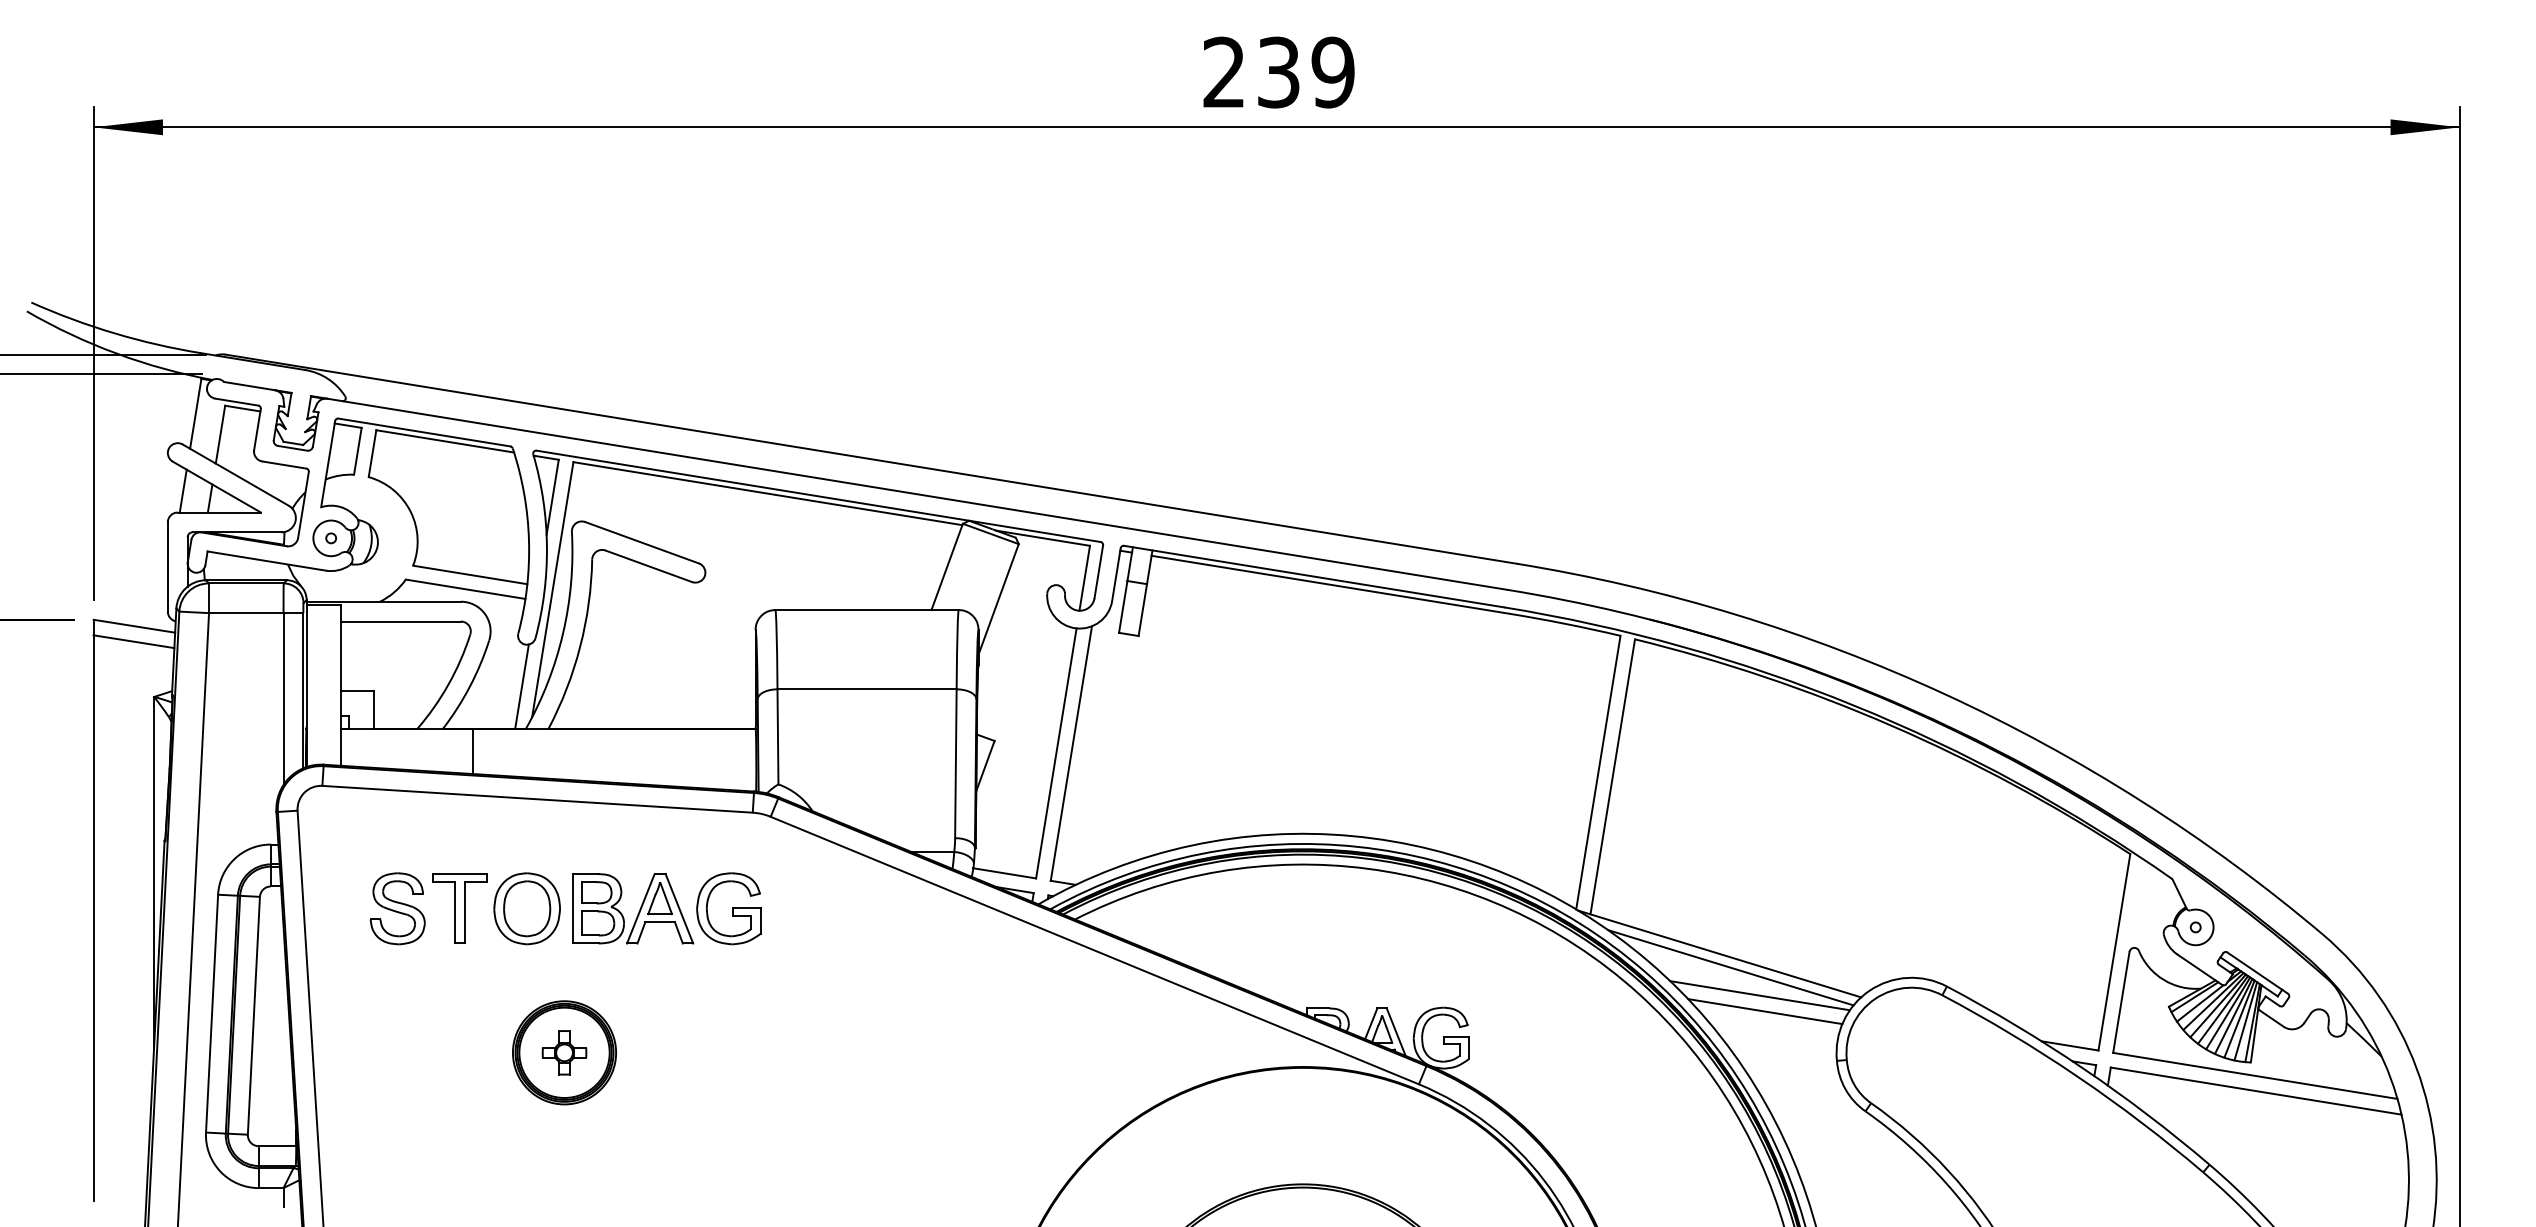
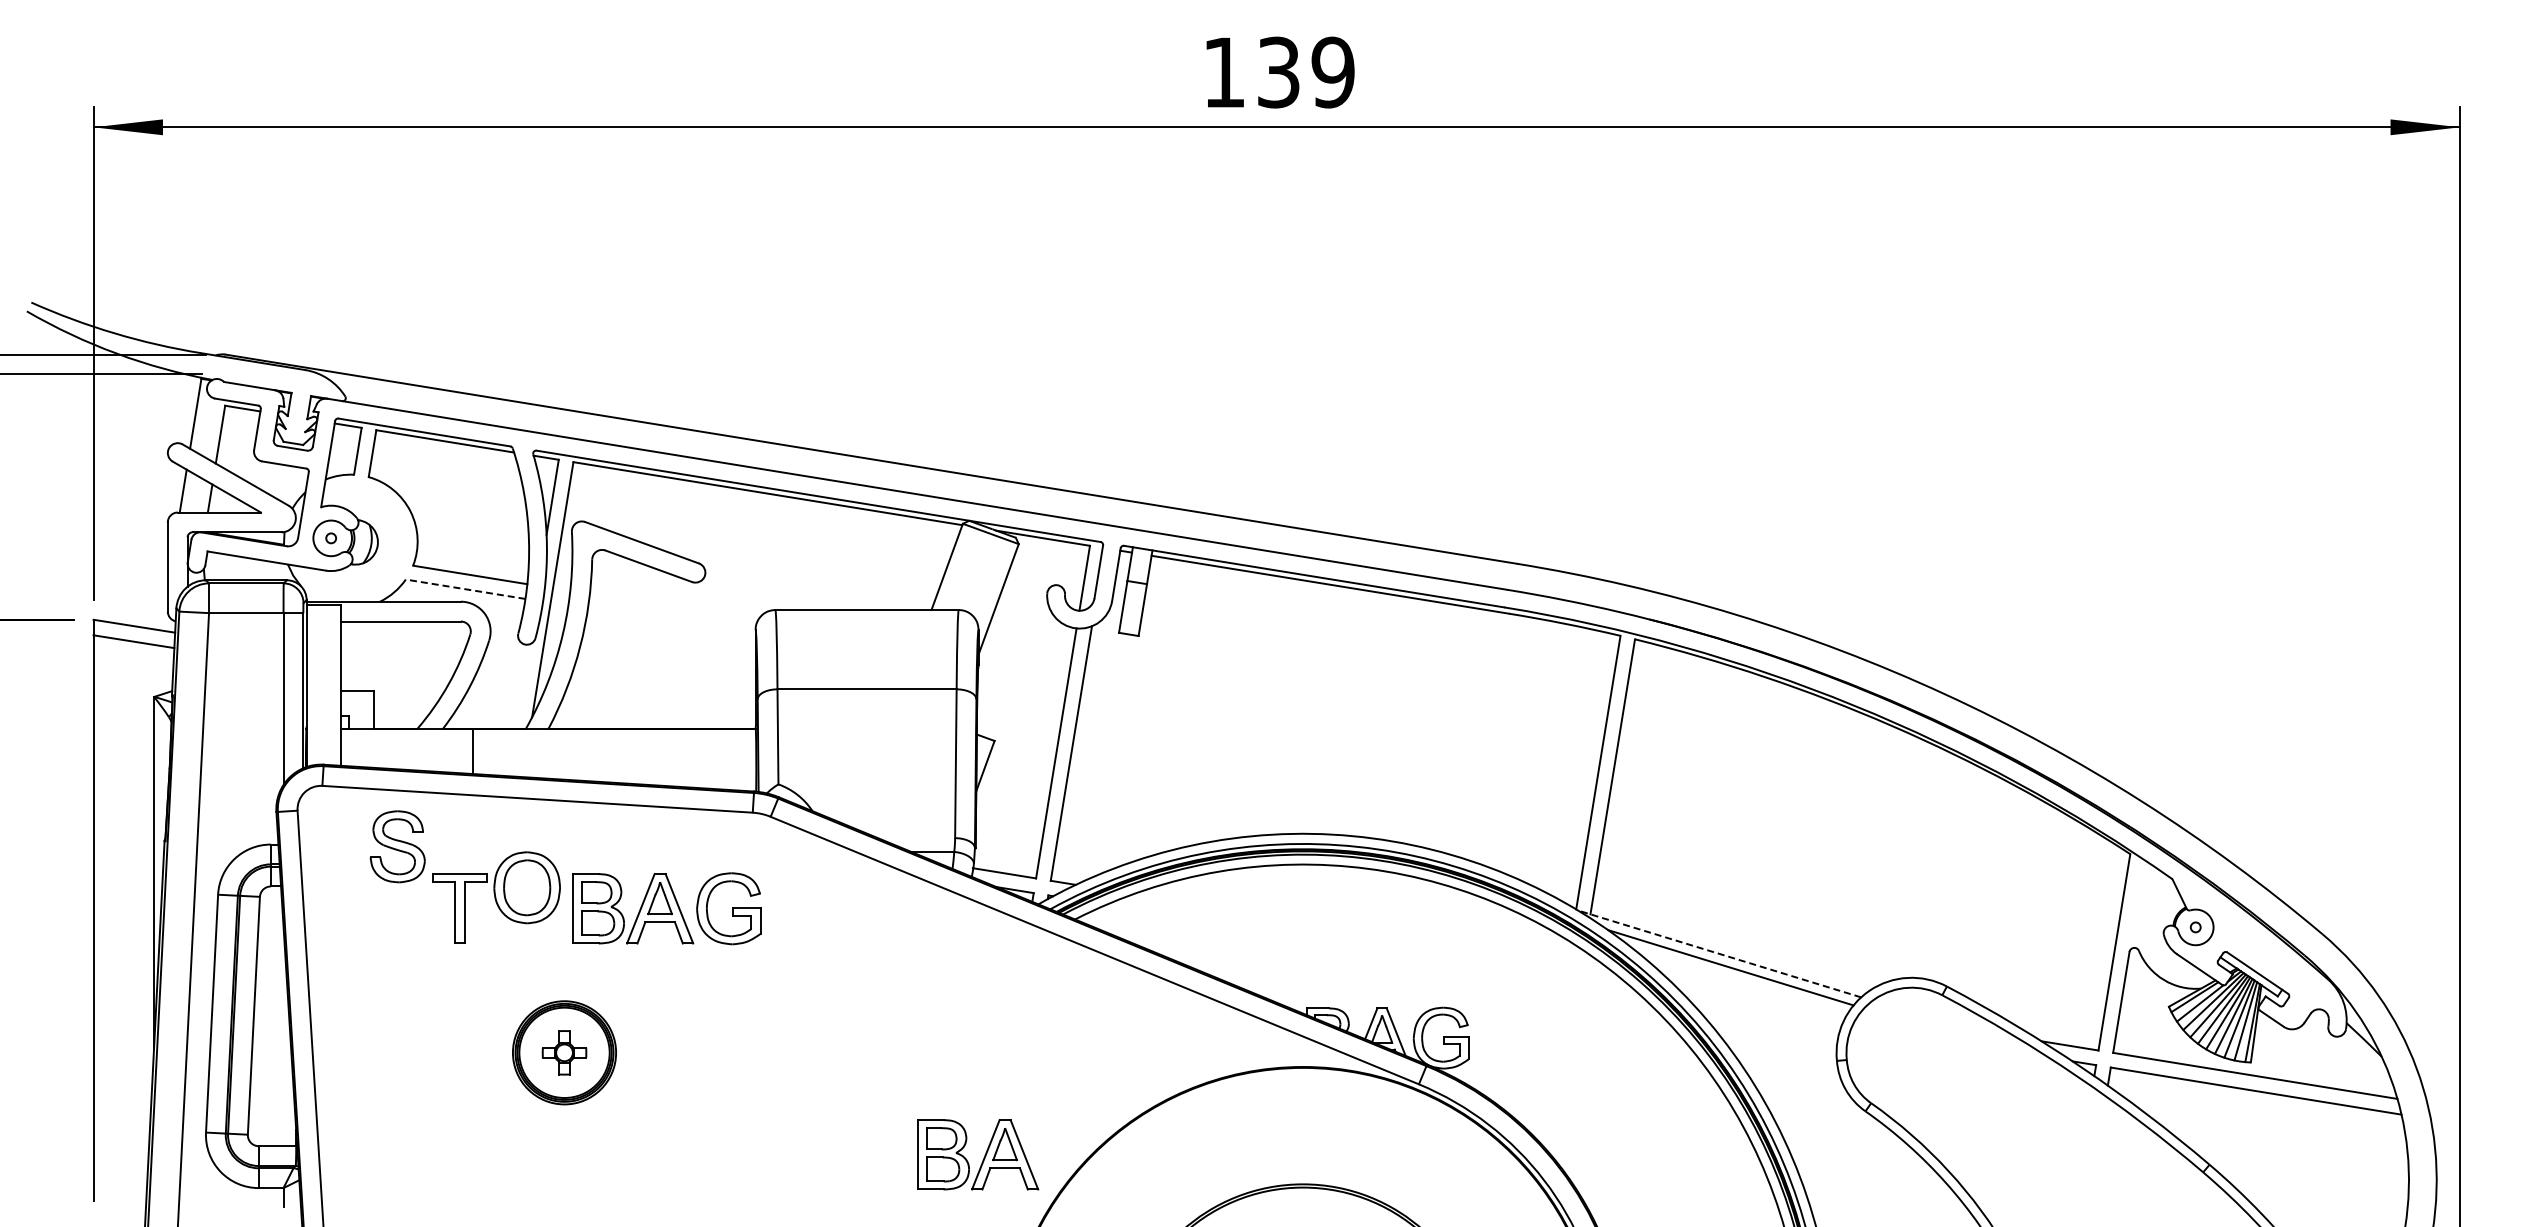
text: 239 -> 139 (1223, 71)
line: solid -> dashed (465, 589)
line: present -> none (521, 686)
part position: (397, 908) -> (397, 846) (397, 846)
part position: (526, 908) -> (526, 887) (526, 887)
line: solid -> dashed (1719, 953)
line: present -> none (1759, 995)
line: present -> none (1765, 1011)
part: none -> present (978, 1154)
